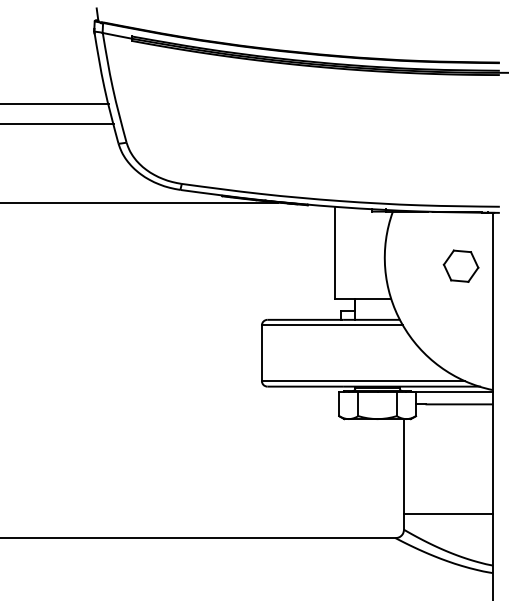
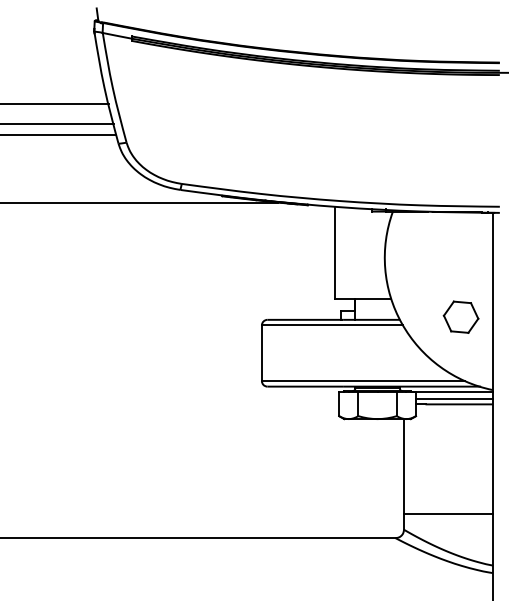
line: none -> present (59, 135)
part position: (460, 265) -> (460, 316) (460, 316)
line: none -> present (454, 398)
